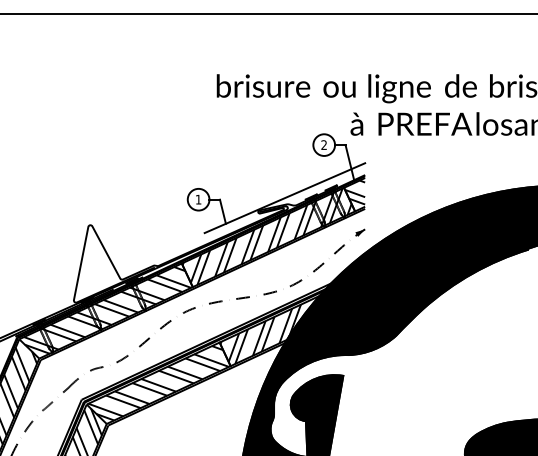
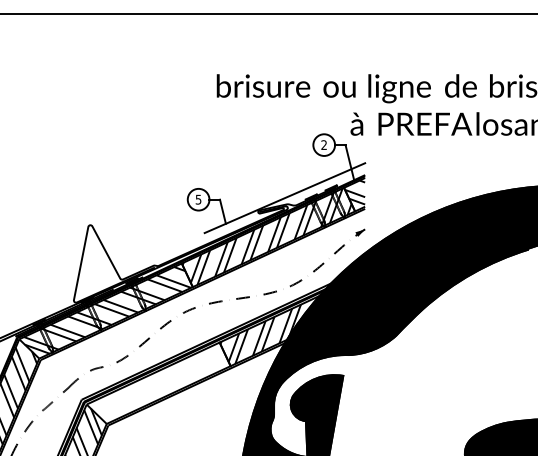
text: 1 -> 5 (198, 199)
hatch: present -> none (158, 383)
